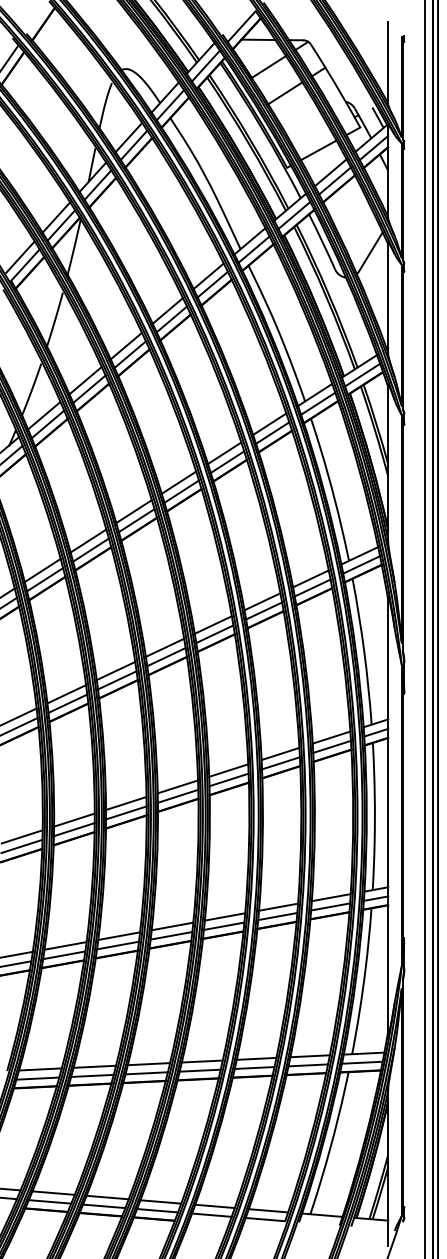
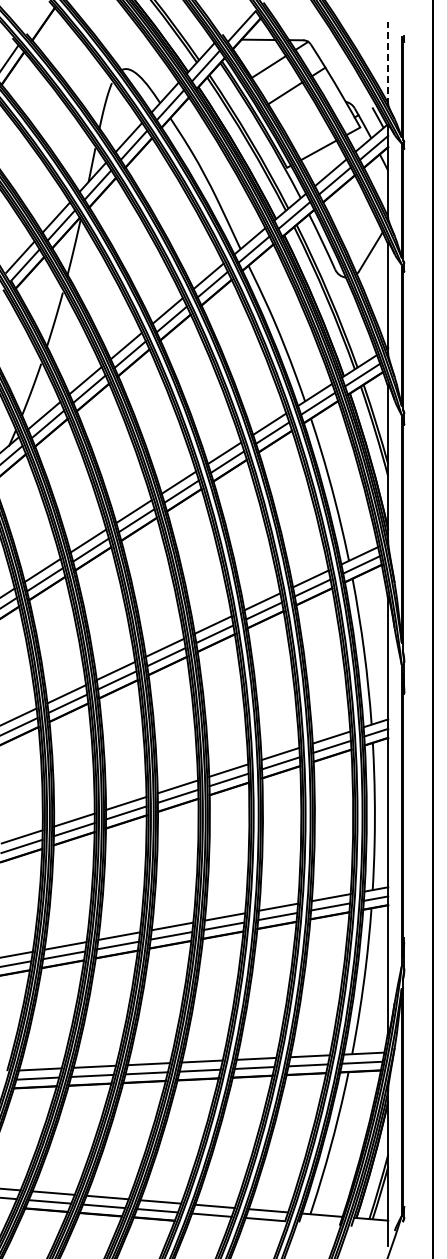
line: solid -> dashed (388, 62)
line: present -> none (425, 628)
line: present -> none (437, 628)
